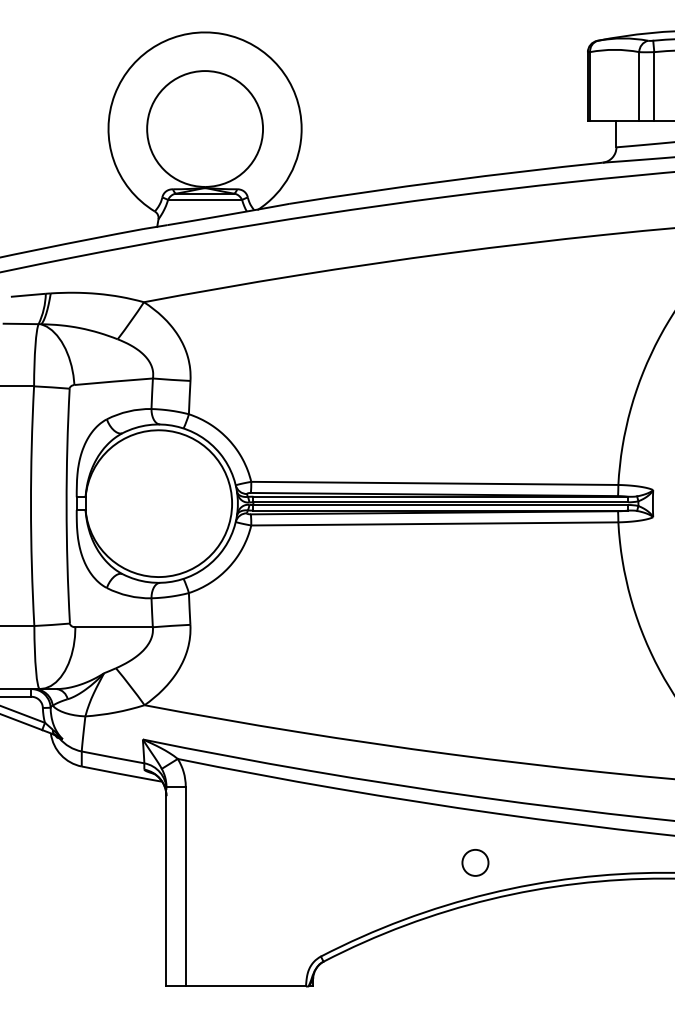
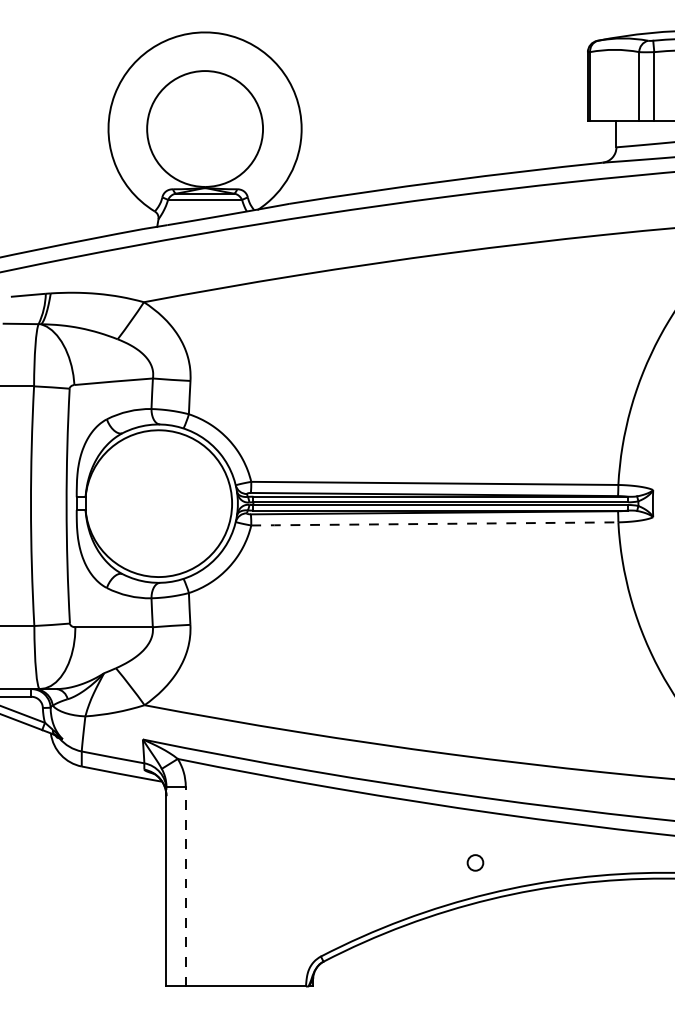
line: solid -> dashed (433, 523)
circle size: 29x28 px -> 19x18 px (475, 862)
line: solid -> dashed (185, 886)
